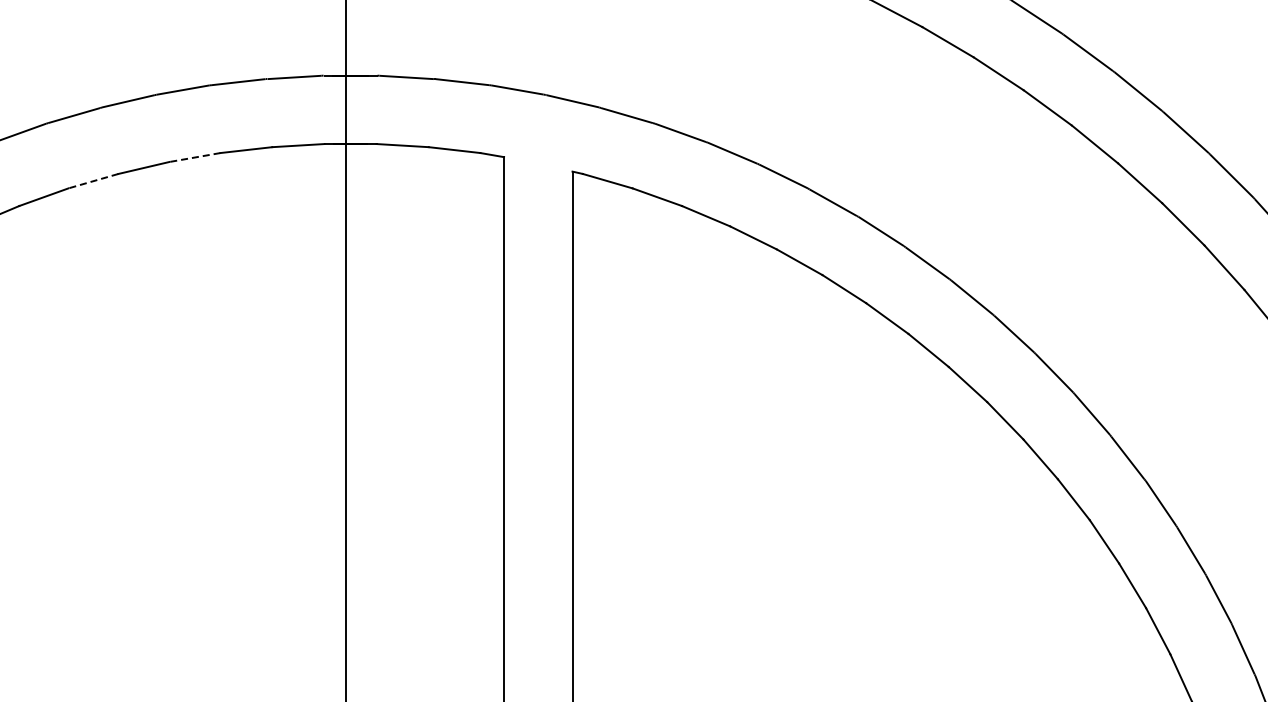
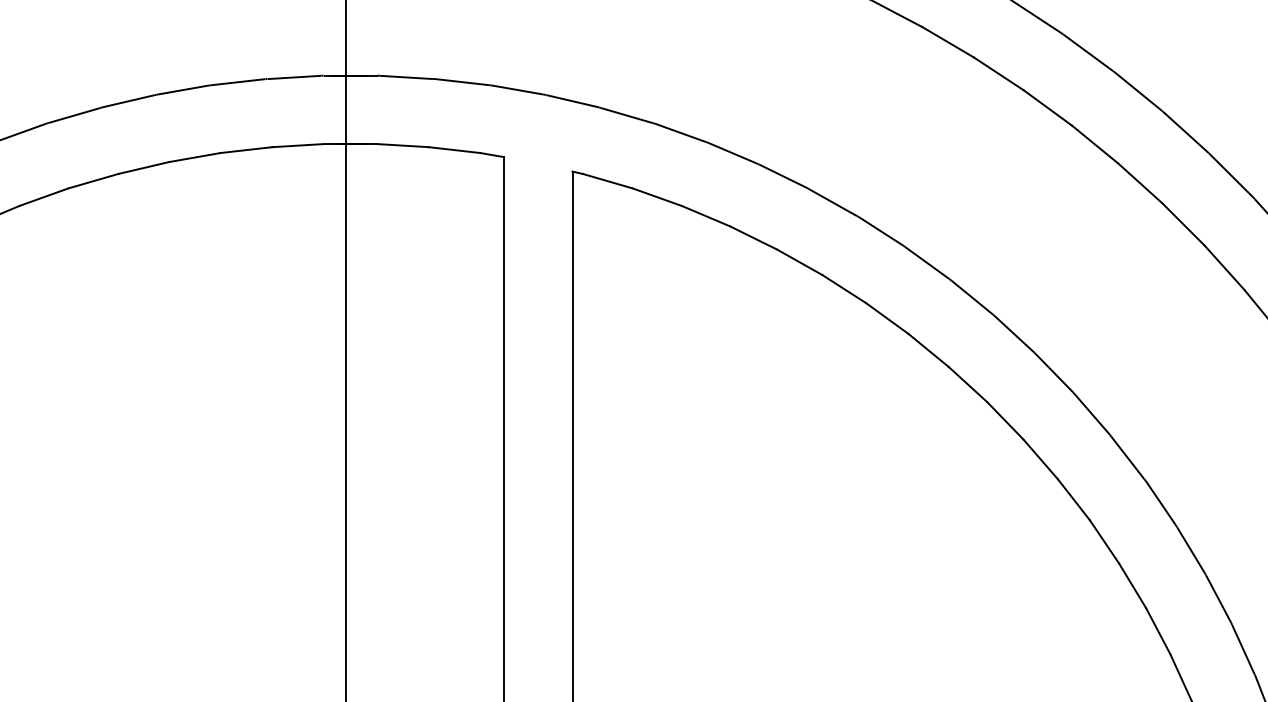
line: dashed -> solid (194, 157)
line: dashed -> solid (92, 181)
